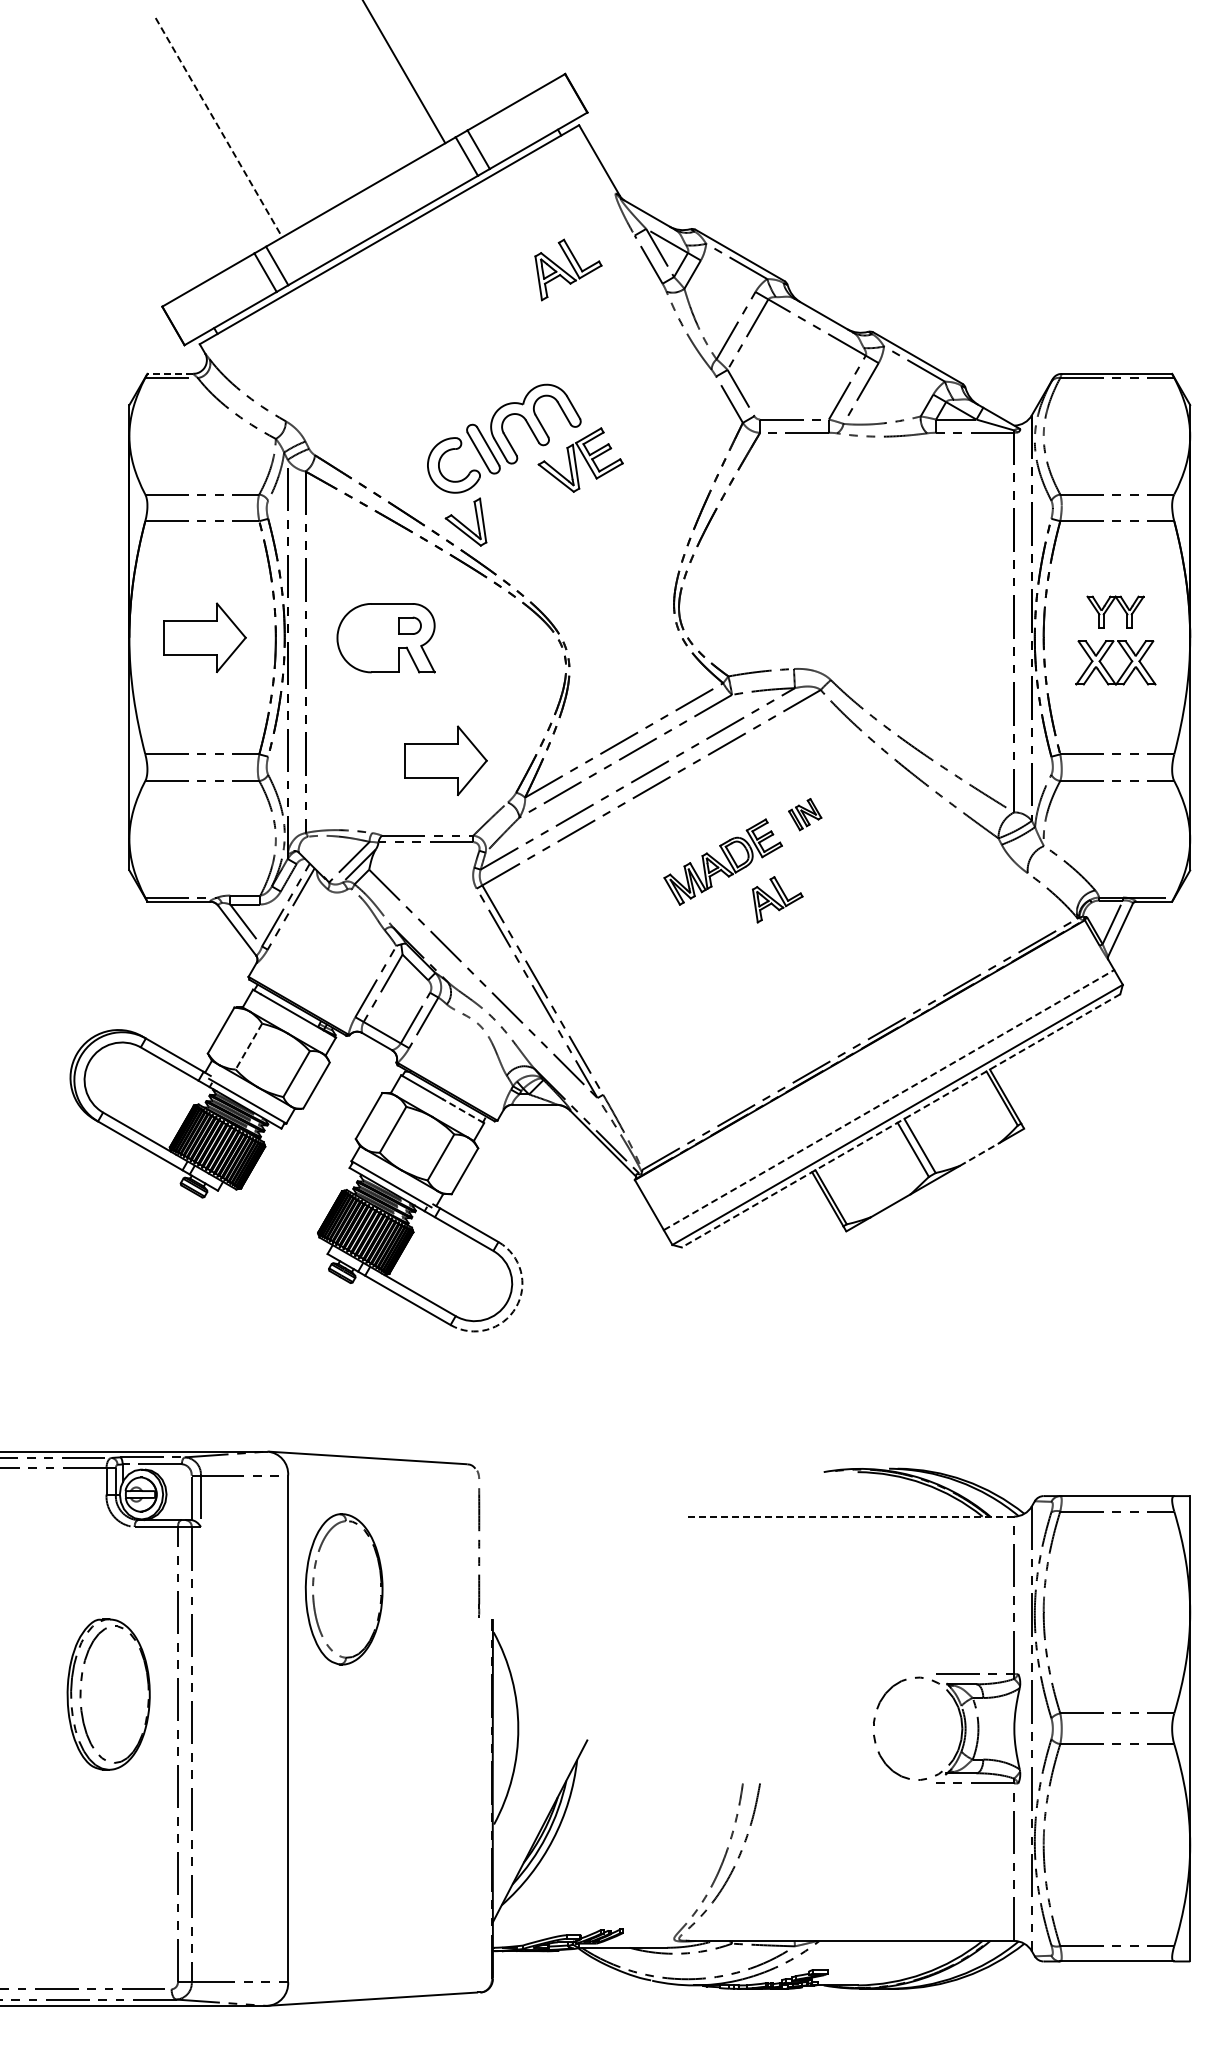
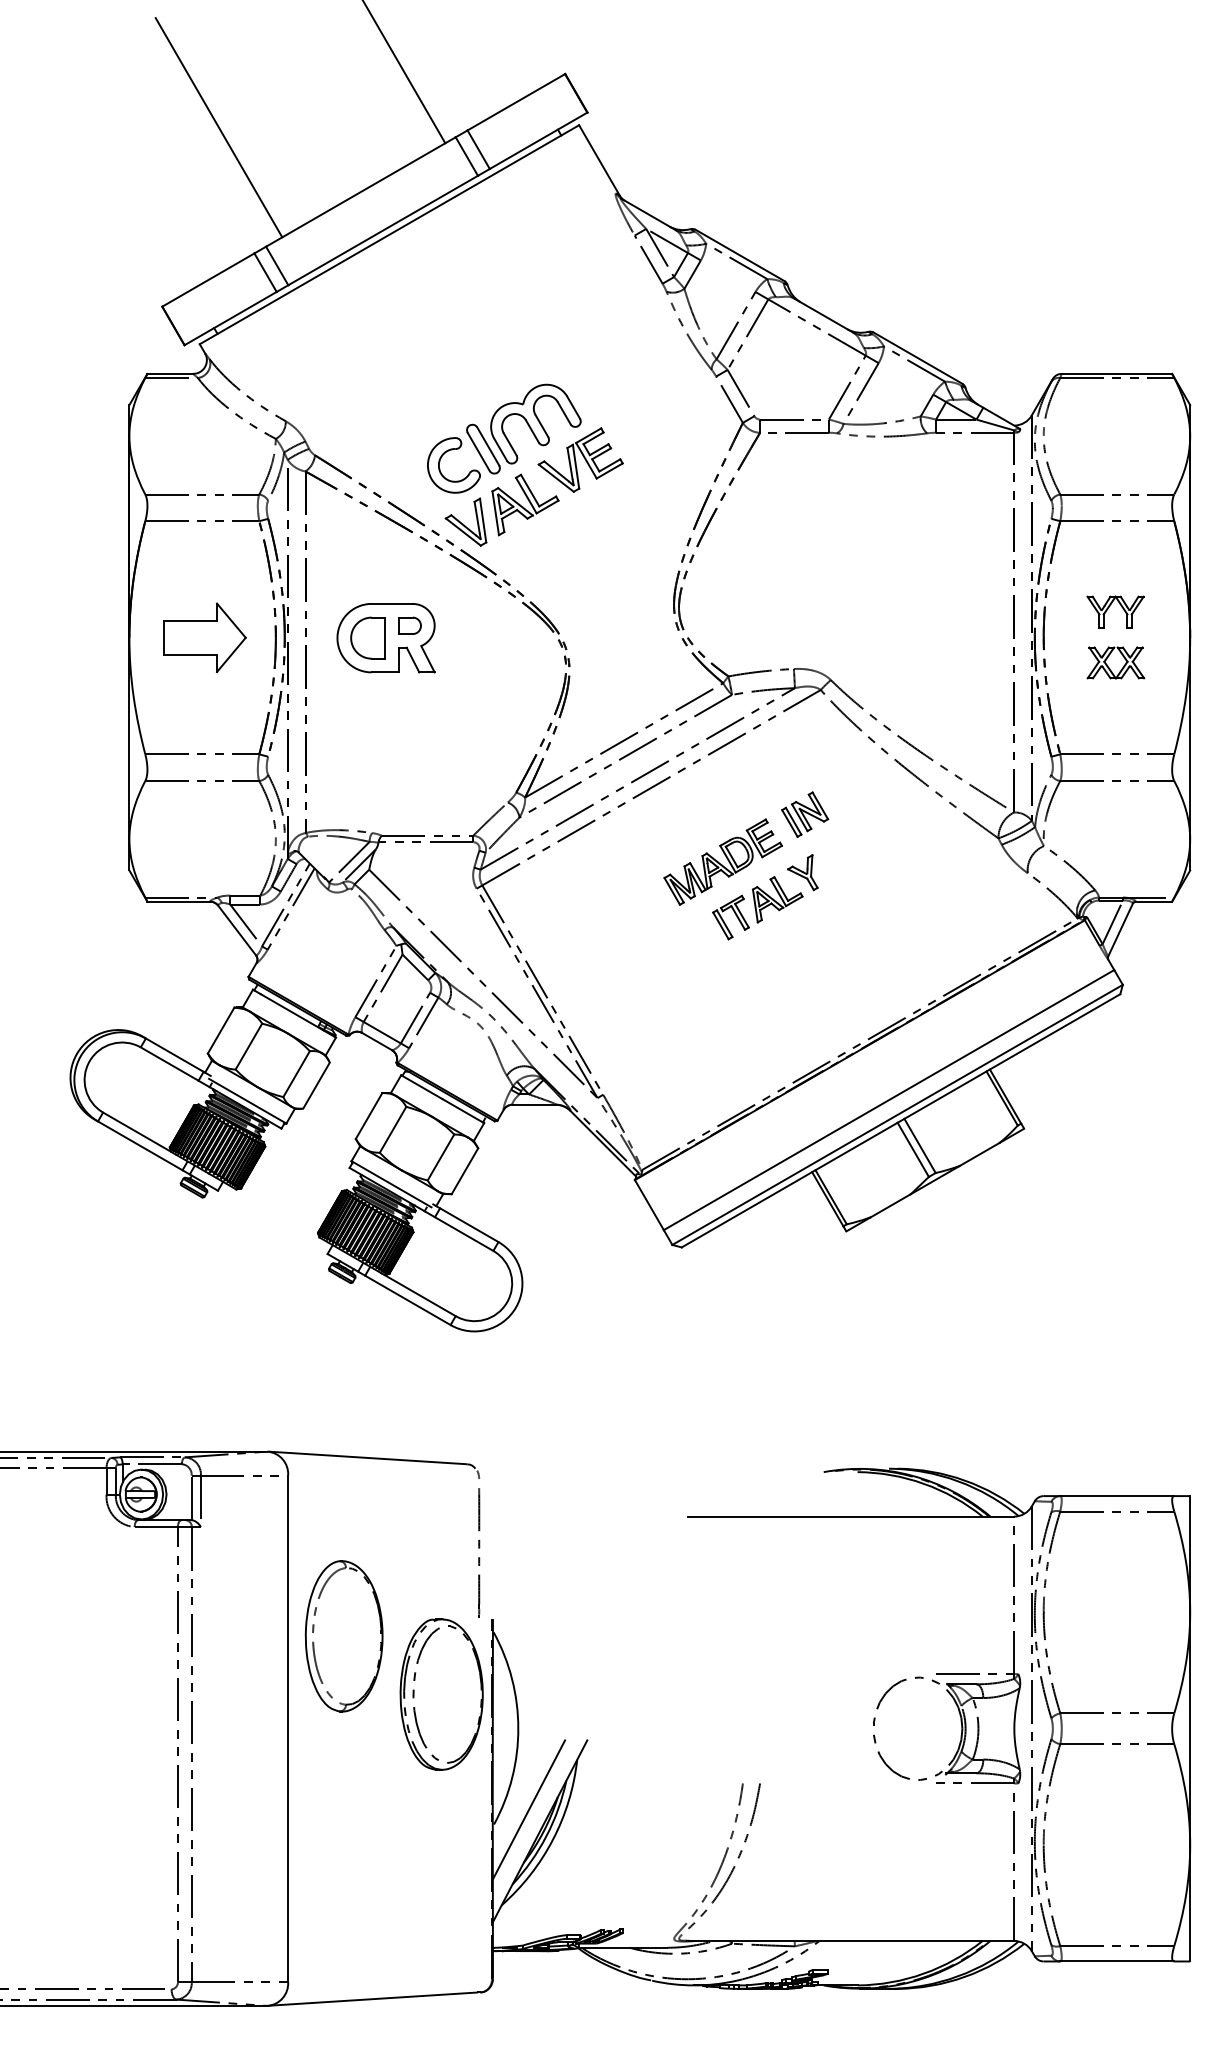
line: dashed -> solid (219, 127)
part position: (568, 269) -> (525, 504) (525, 504)
line: dashed -> solid (170, 373)
part: none -> present (367, 637)
part size: 82x46 px -> 60x34 px (1115, 662)
part: present -> none (445, 760)
part size: 35x34 px -> 49x47 px (805, 814)
part: none -> present (802, 872)
part: none -> present (730, 917)
line: dashed -> solid (248, 1046)
line: dashed -> solid (889, 1099)
line: dashed -> solid (463, 1111)
line: dashed -> solid (900, 1121)
line: dashed -> solid (980, 1154)
arc: dashed -> solid (516, 1307)
line: dashed -> solid (851, 1516)
part position: (343, 1589) -> (343, 1636) (343, 1636)
part position: (108, 1694) -> (441, 1694) (441, 1694)
line: none -> present (528, 1809)
